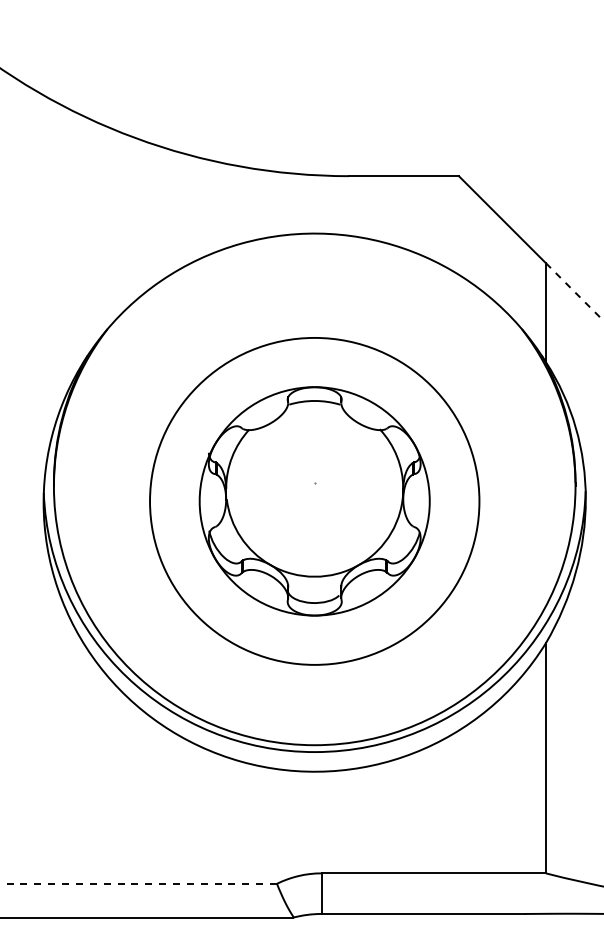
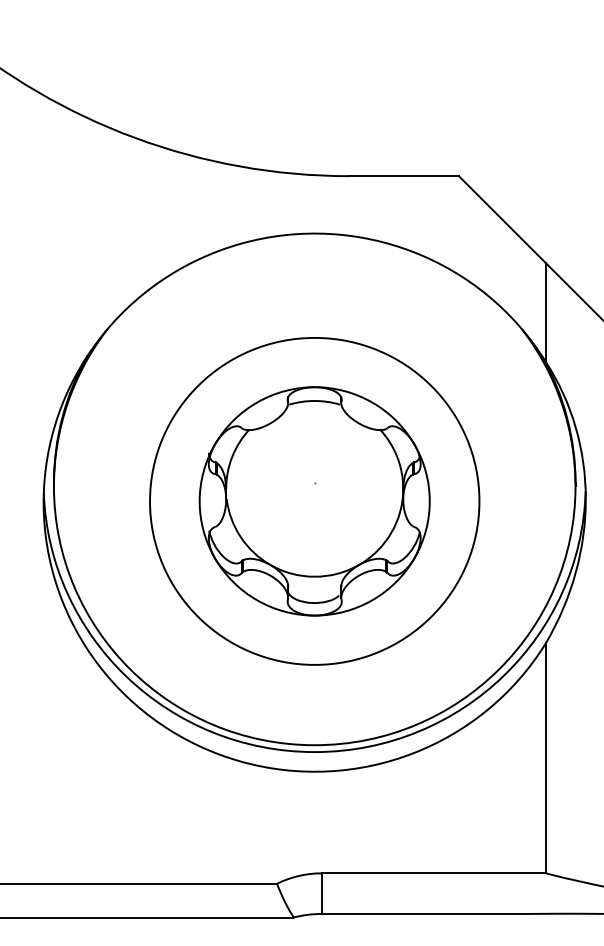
line: dashed -> solid (574, 292)
line: dashed -> solid (138, 883)
